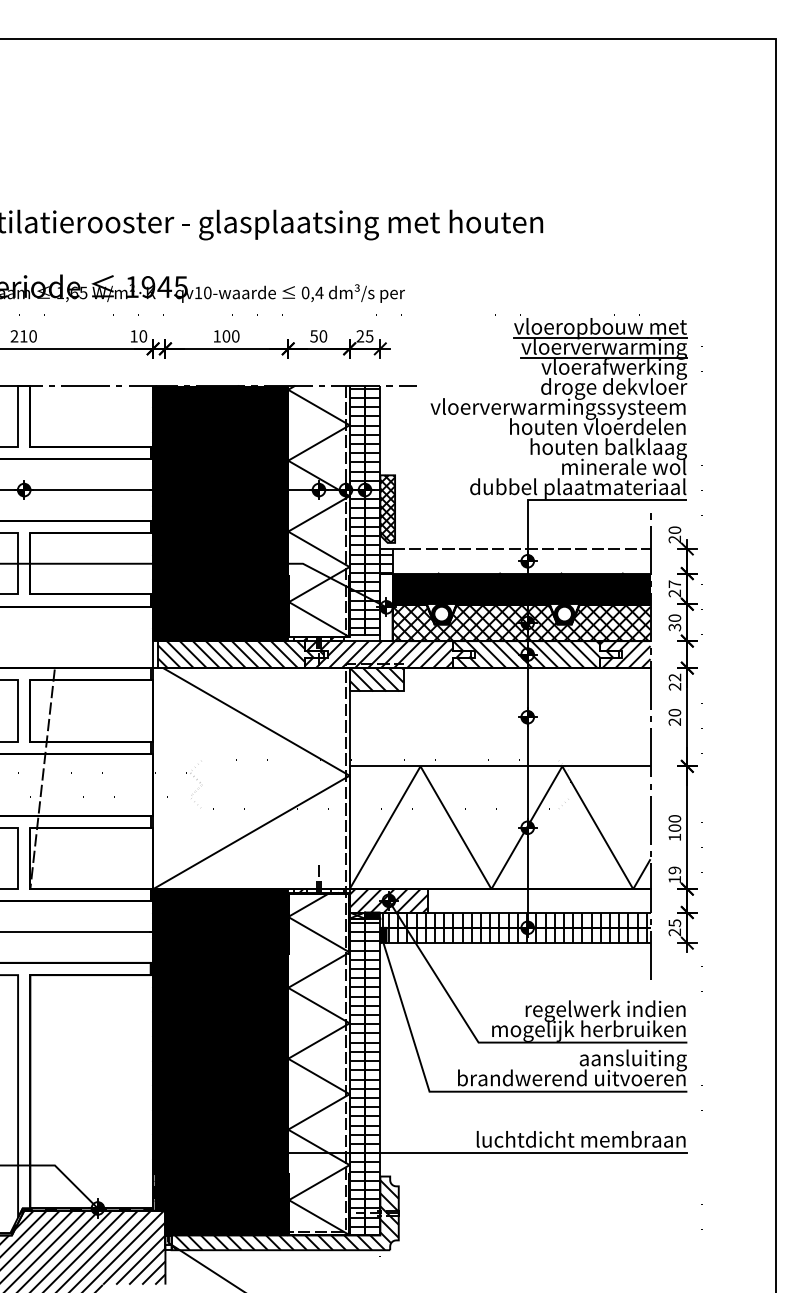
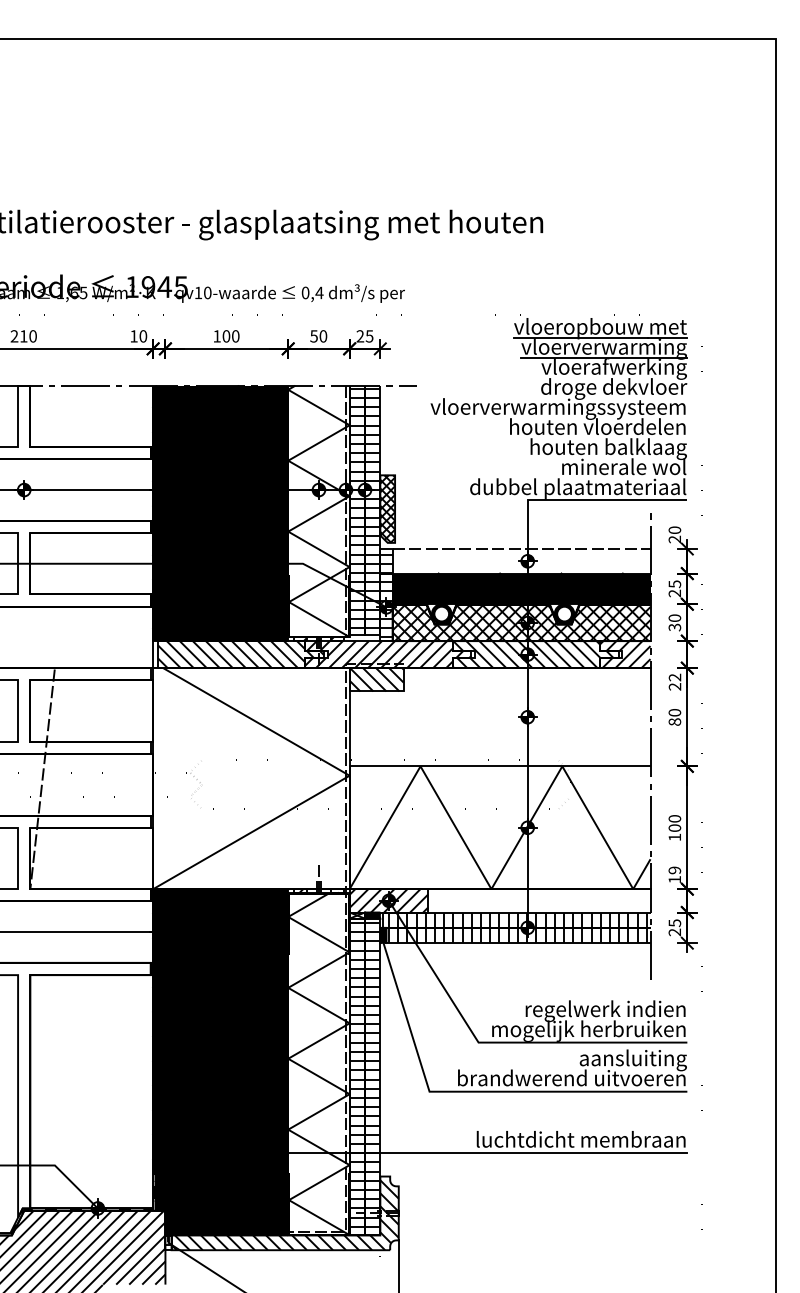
text: 27 -> 25 (674, 584)
hatch: none -> present (386, 609)
text: 20 -> 80 (674, 721)
line: none -> present (398, 1264)
